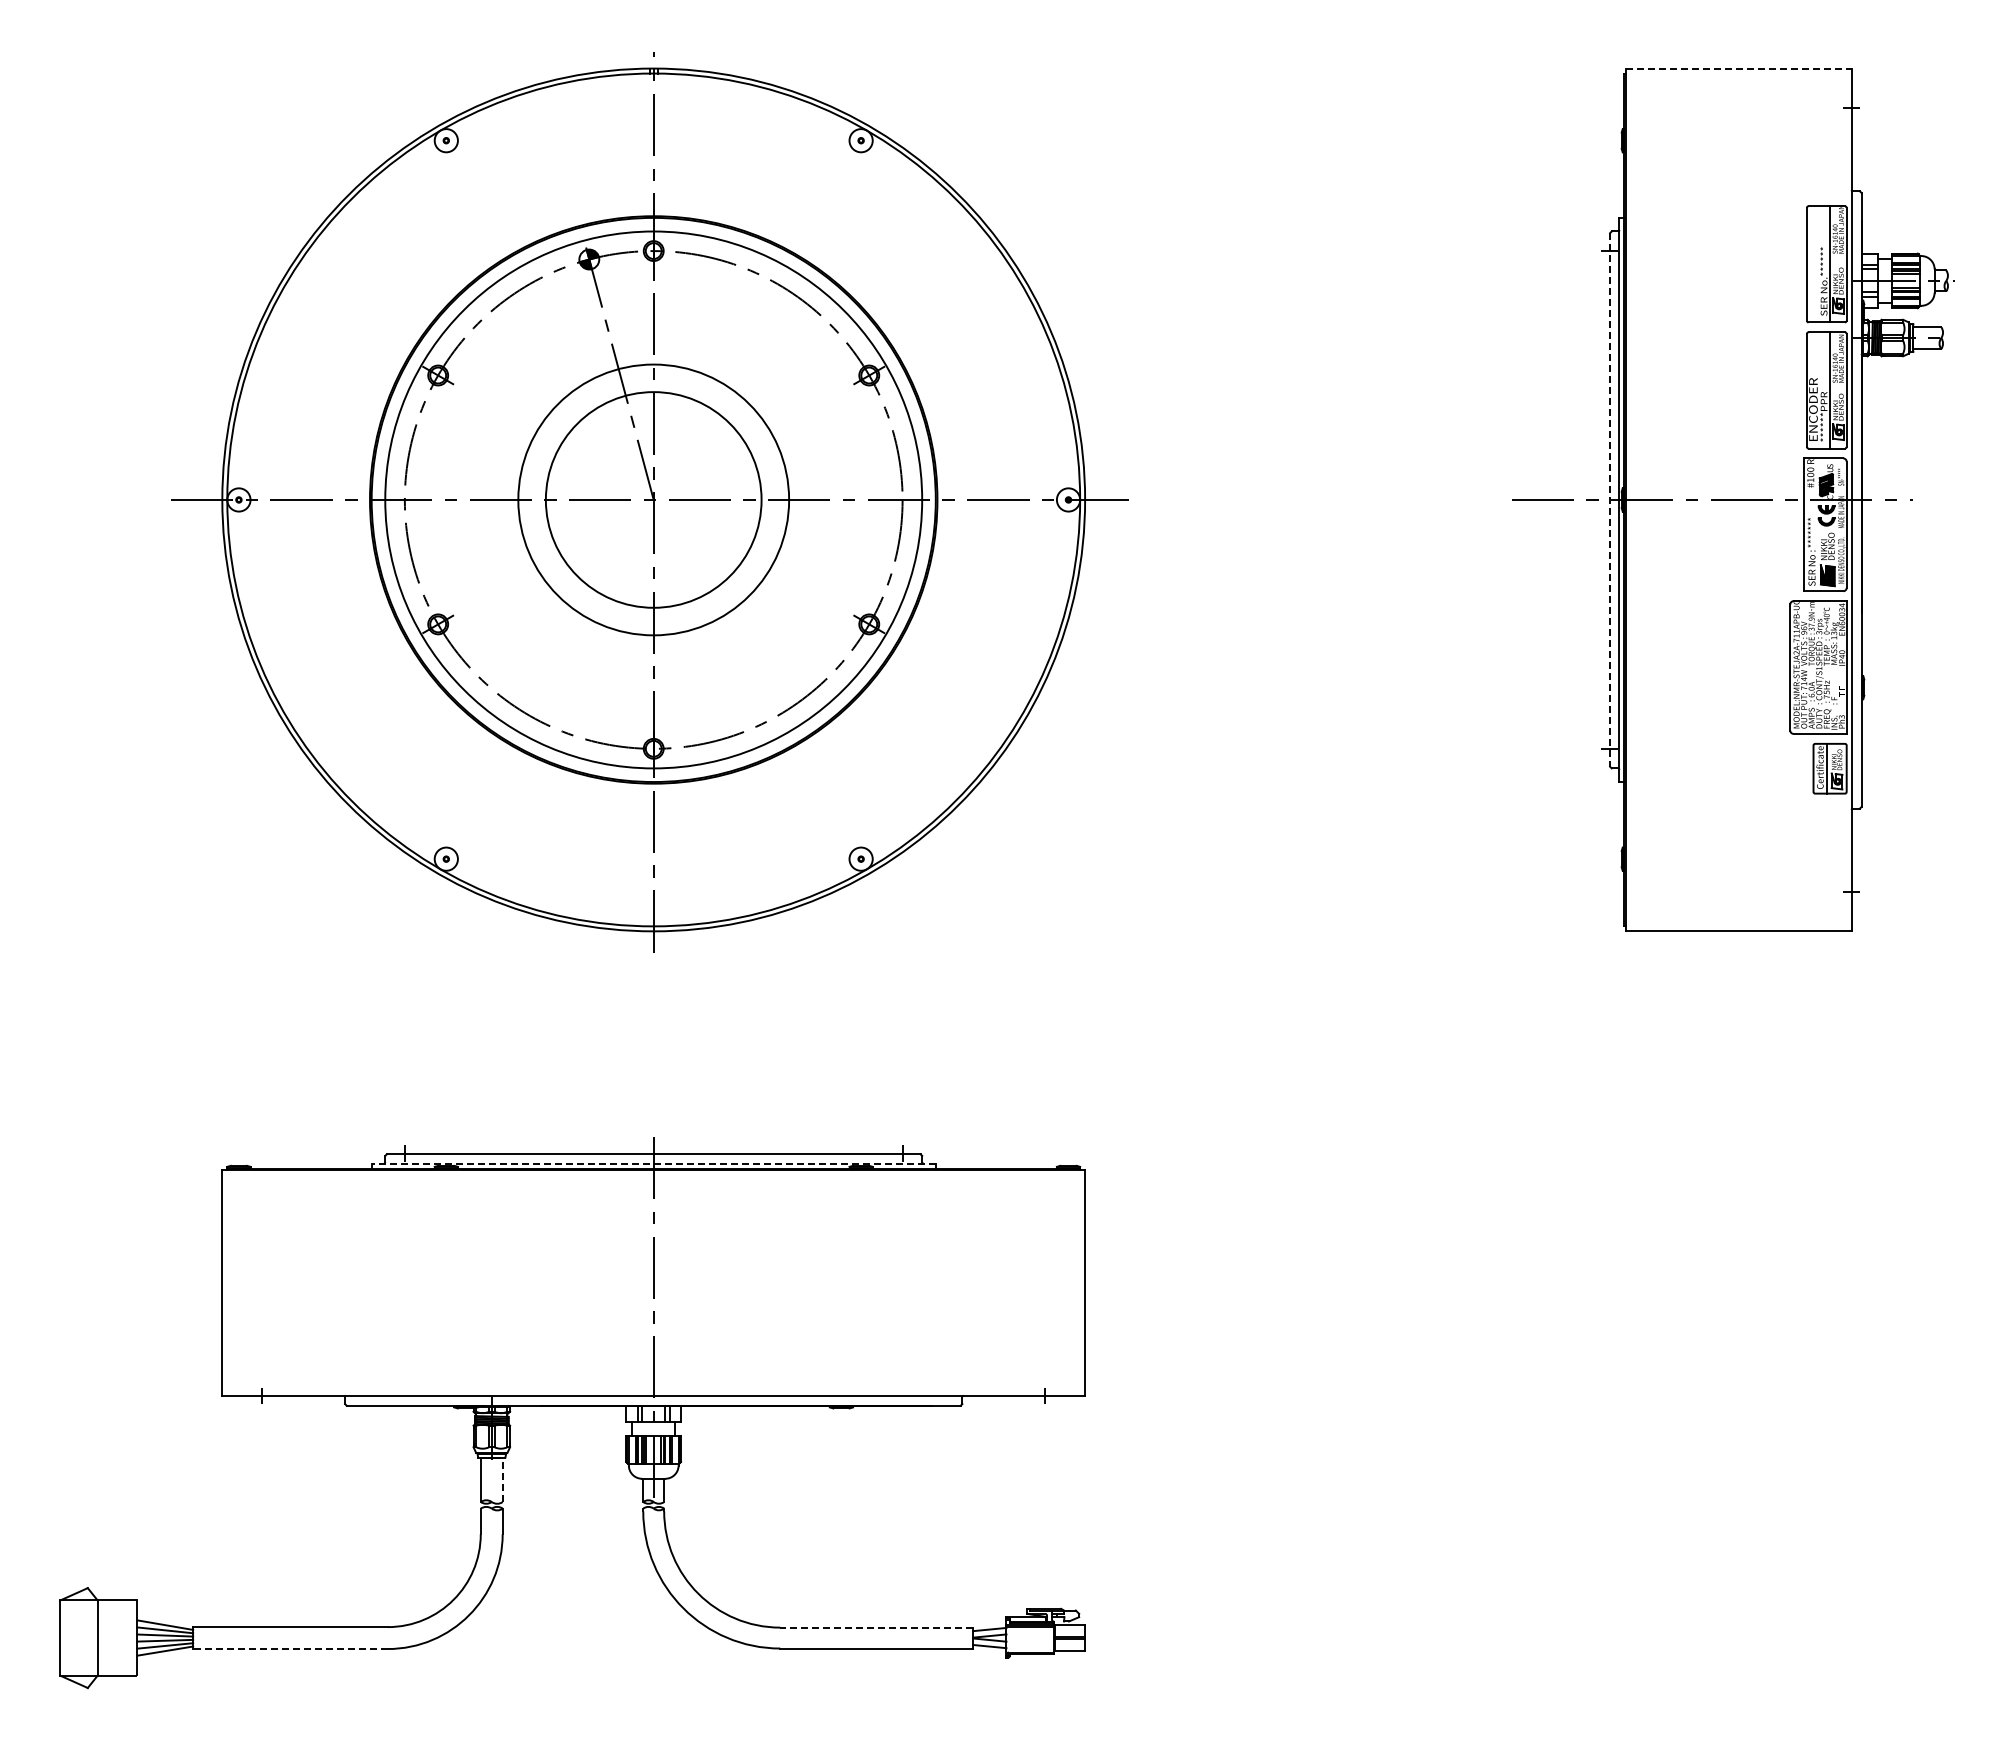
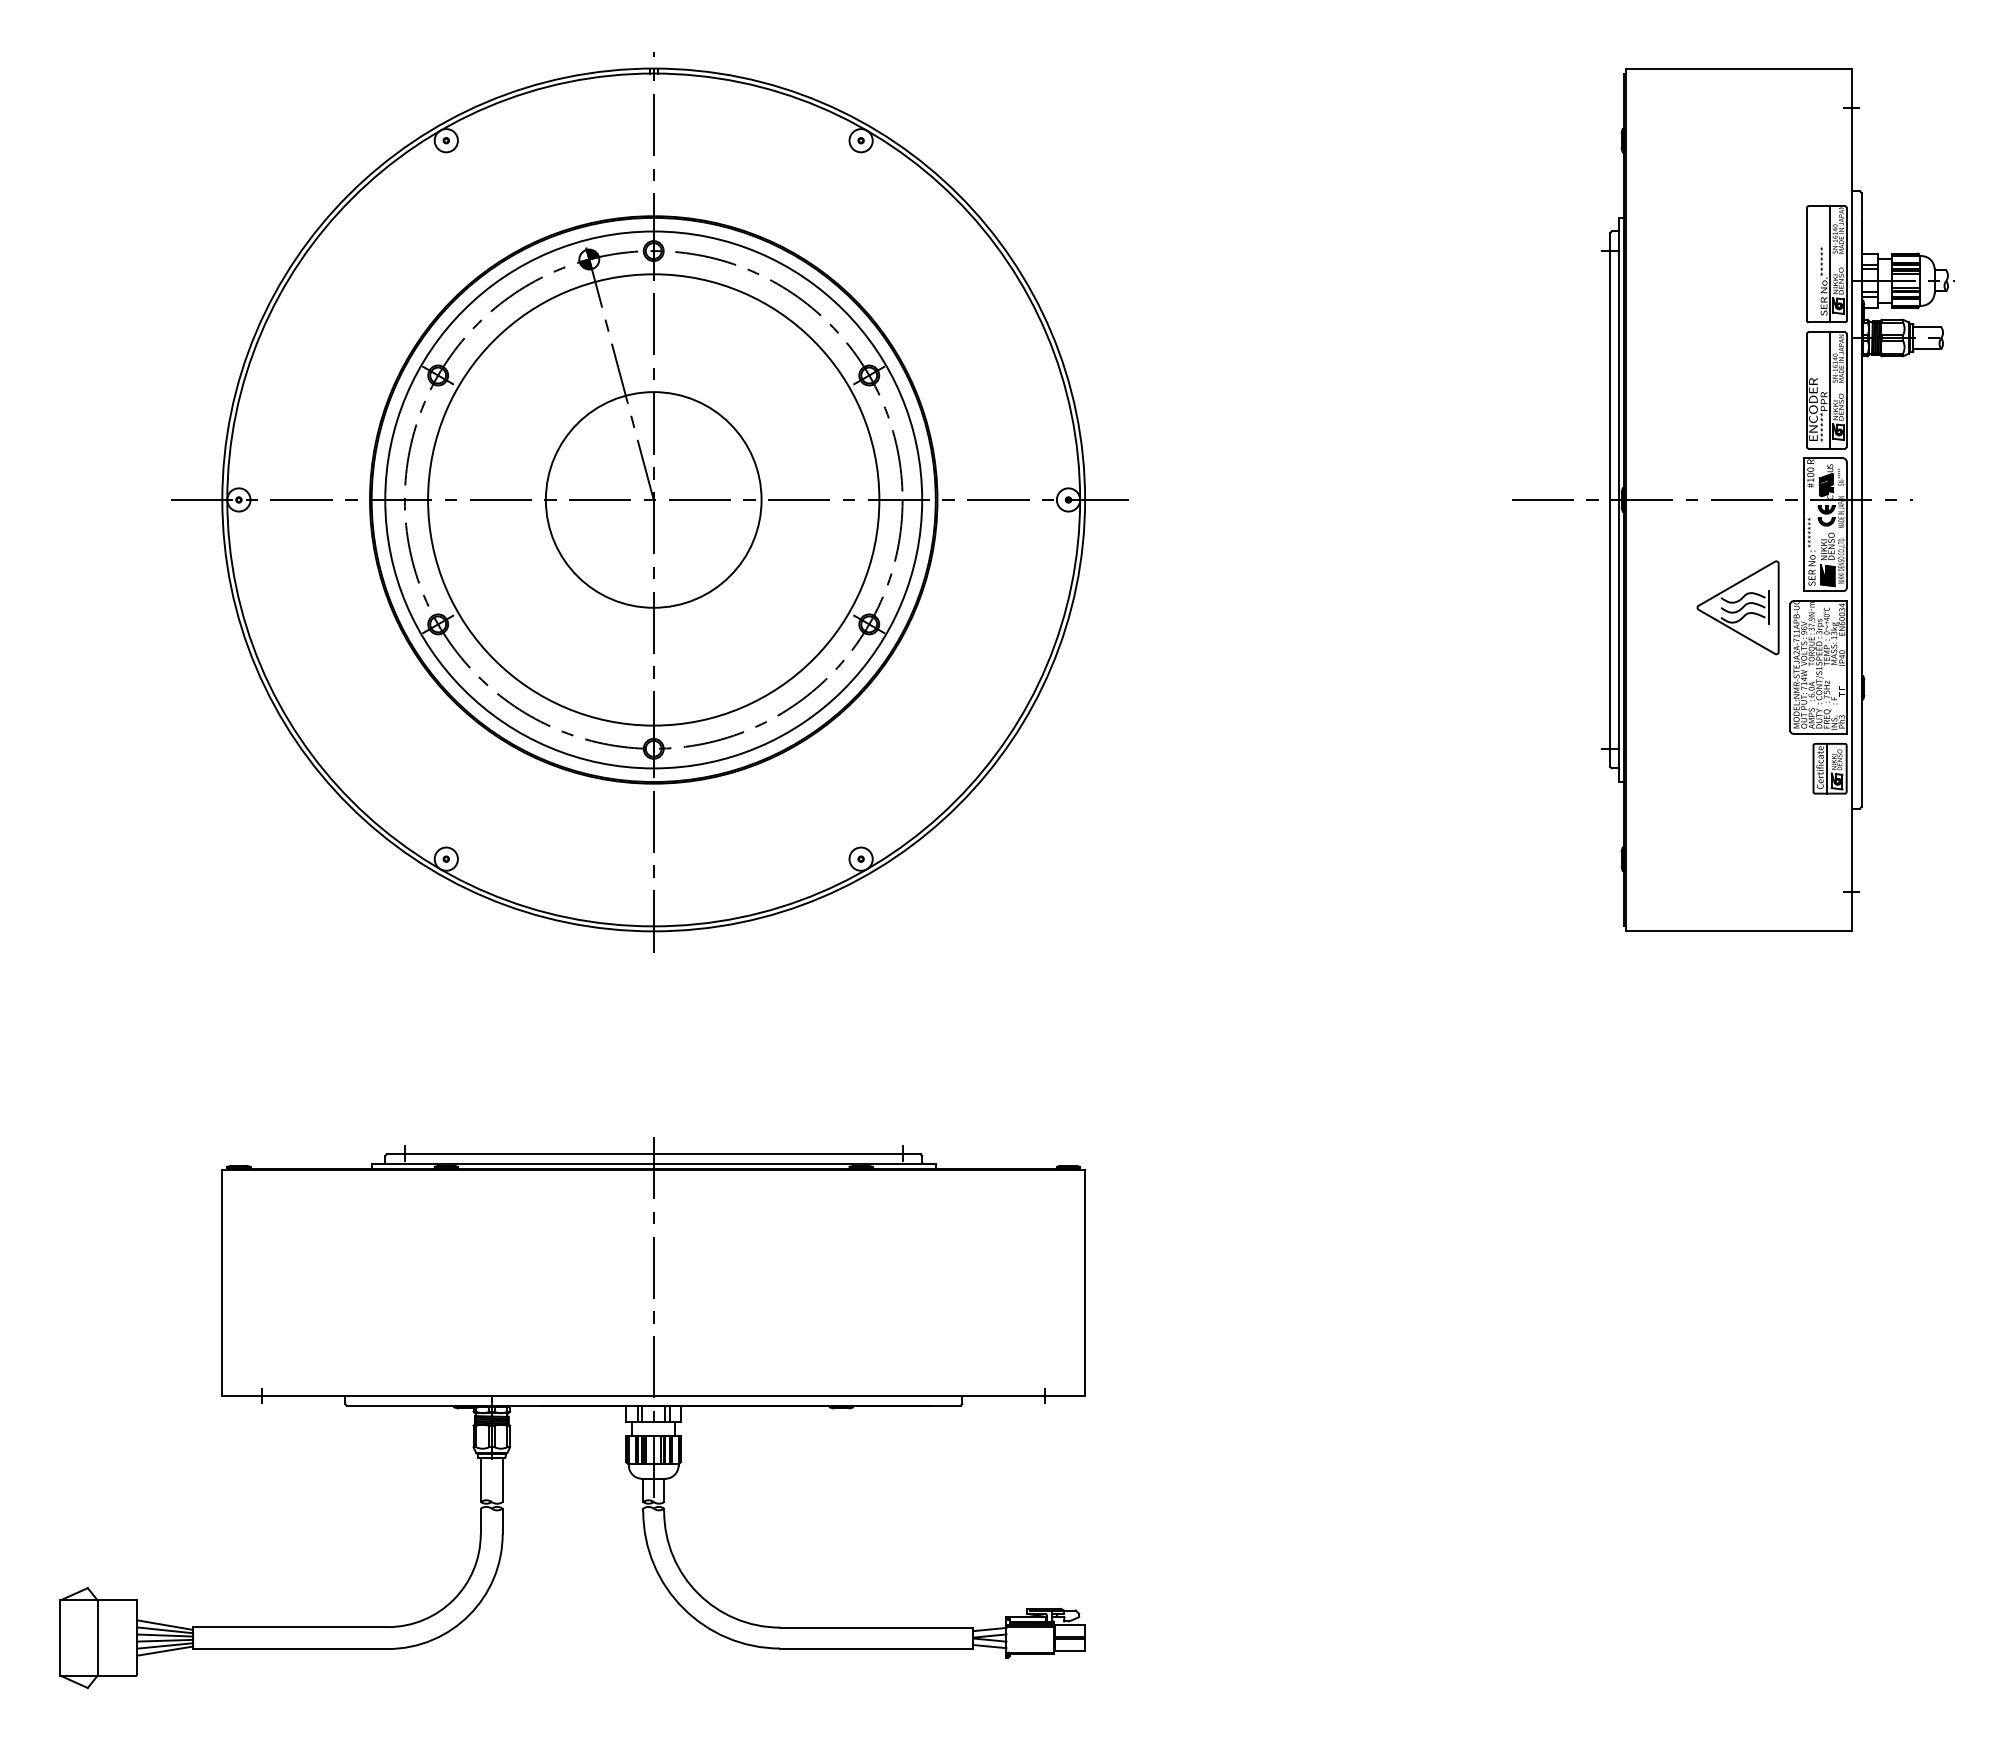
line: dashed -> solid (1738, 68)
circle diameter: 271 px -> 451 px (653, 499)
line: dashed -> solid (1610, 499)
part: none -> present (1737, 607)
line: dashed -> solid (653, 1163)
line: dashed -> solid (502, 1479)
line: dashed -> solid (876, 1627)
line: dashed -> solid (290, 1649)
